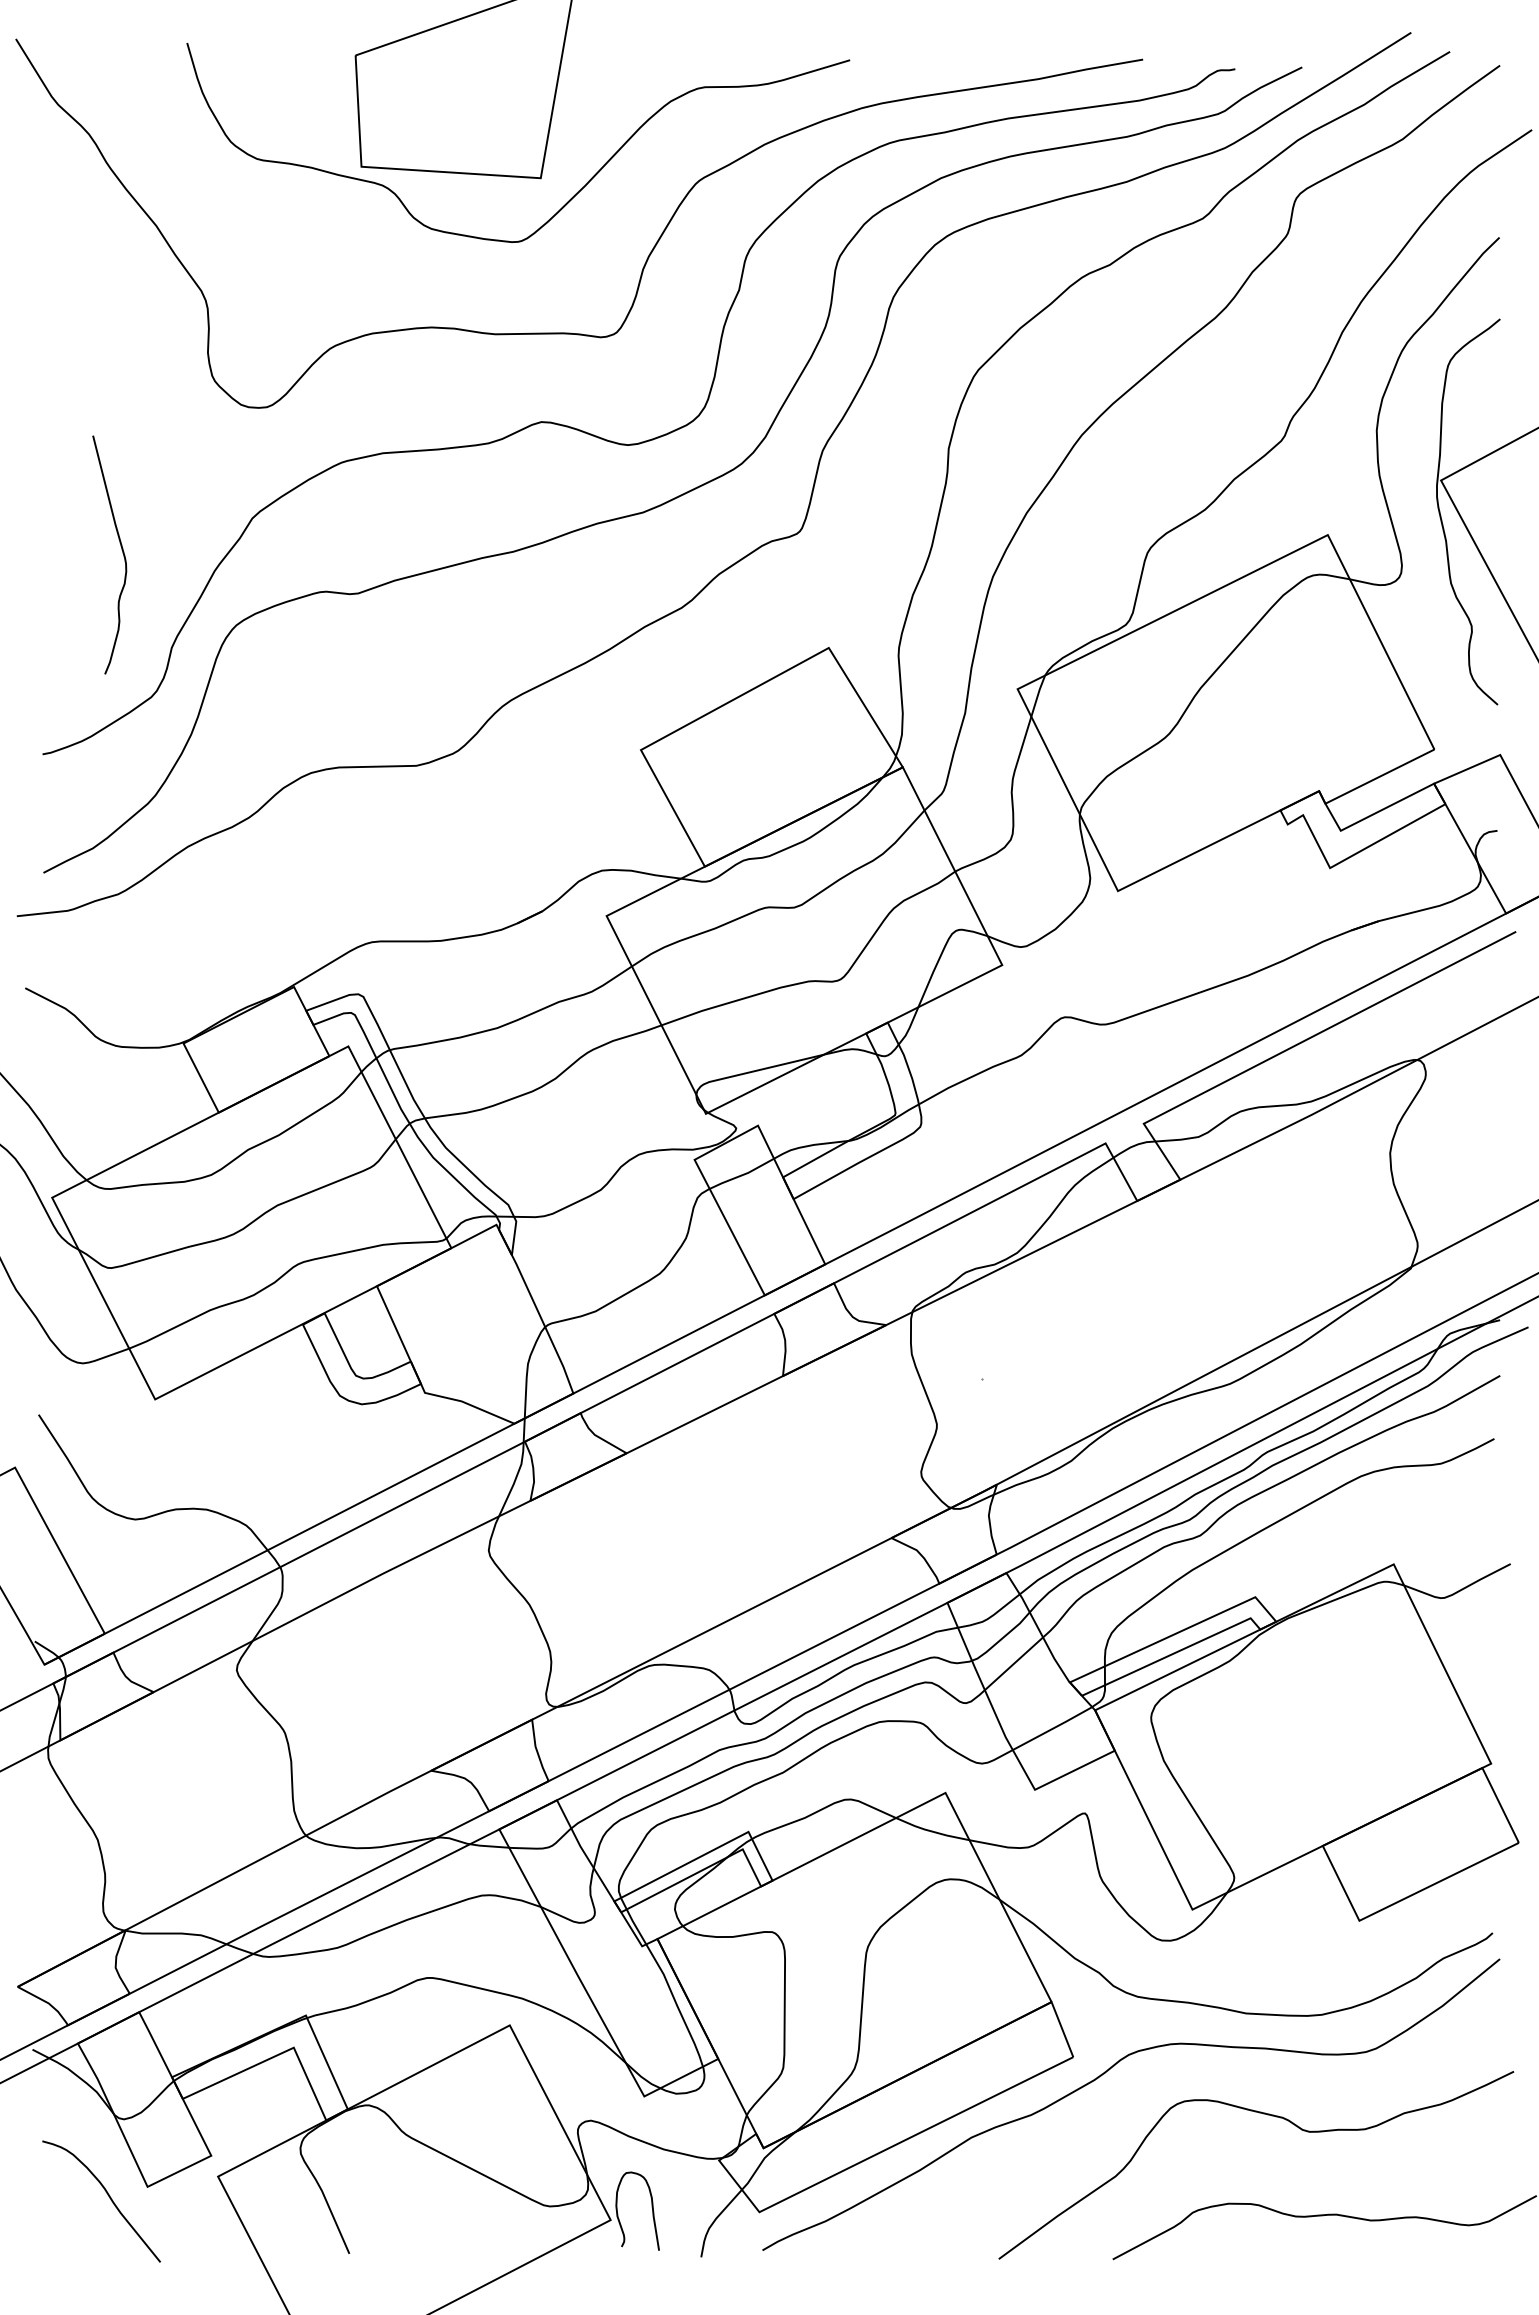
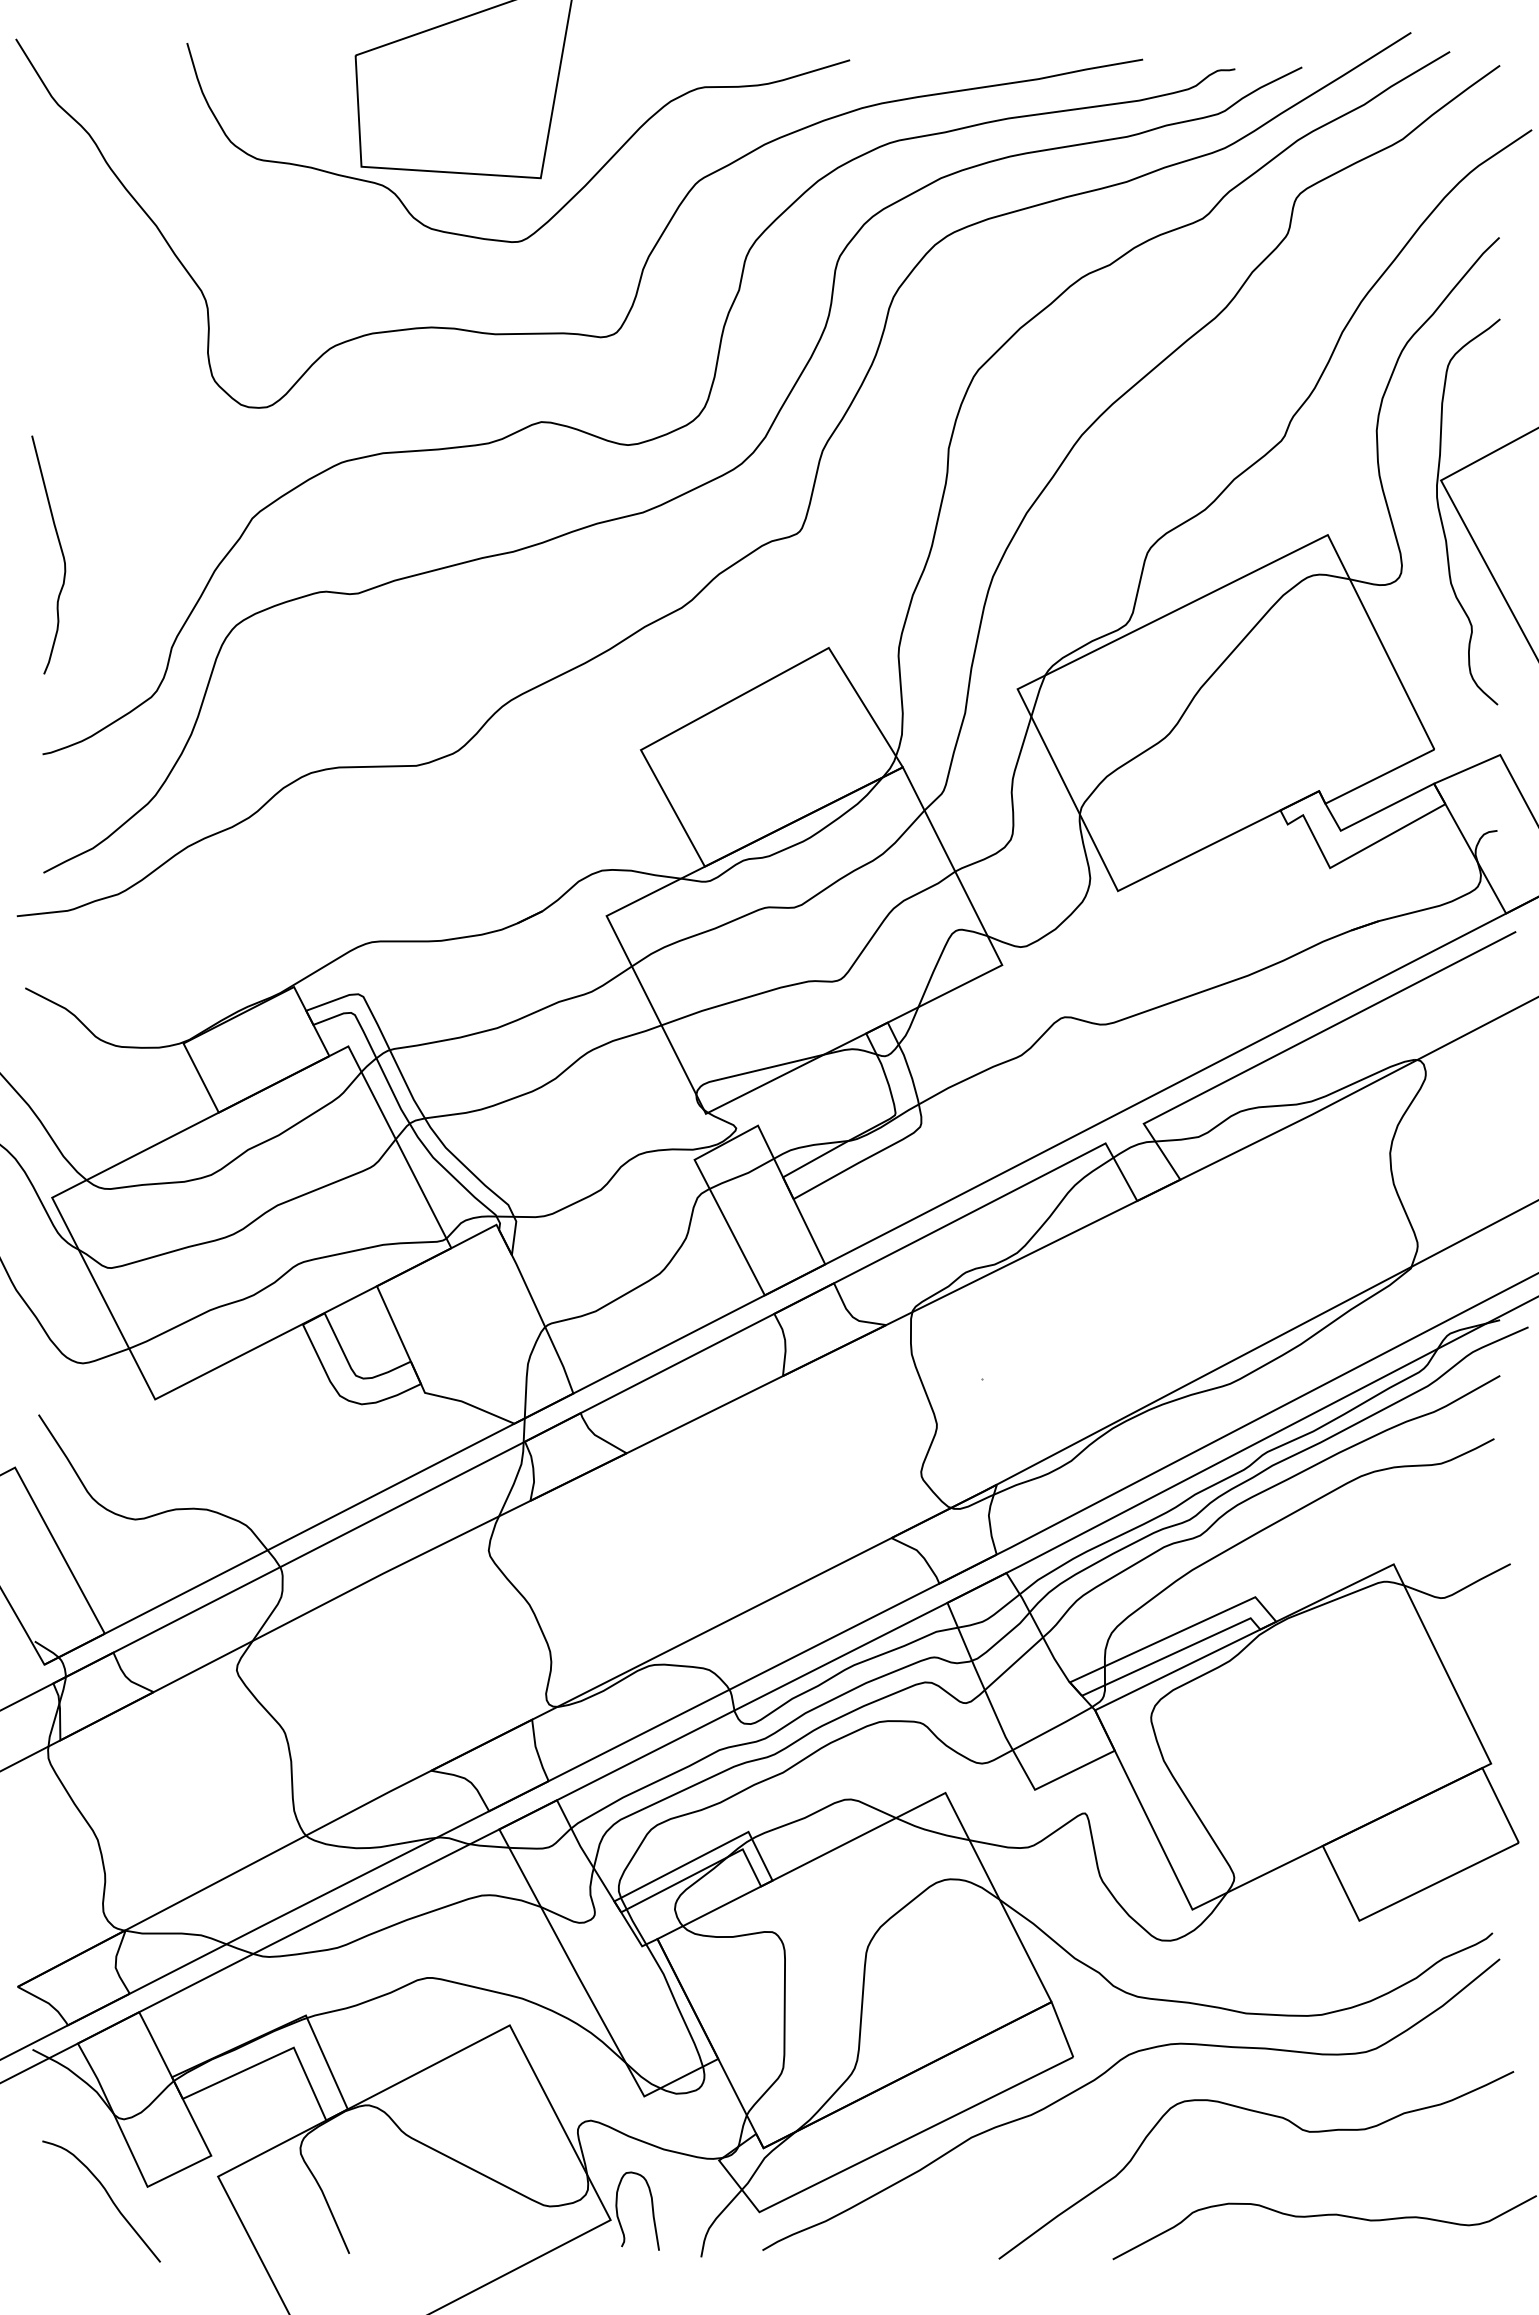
curve position: (121, 550) -> (60, 550) (60, 550)
